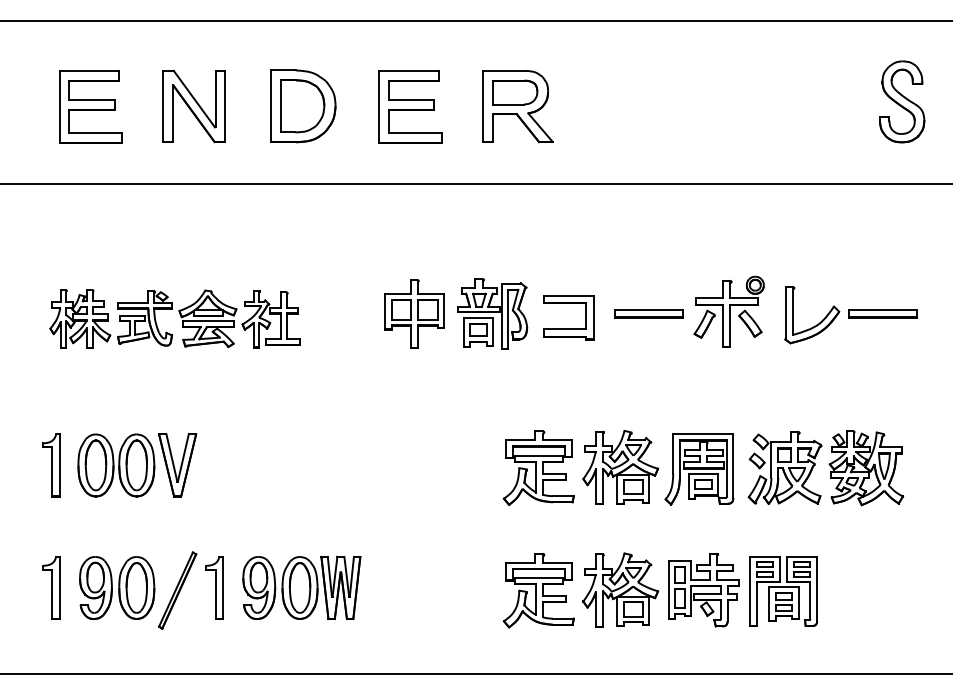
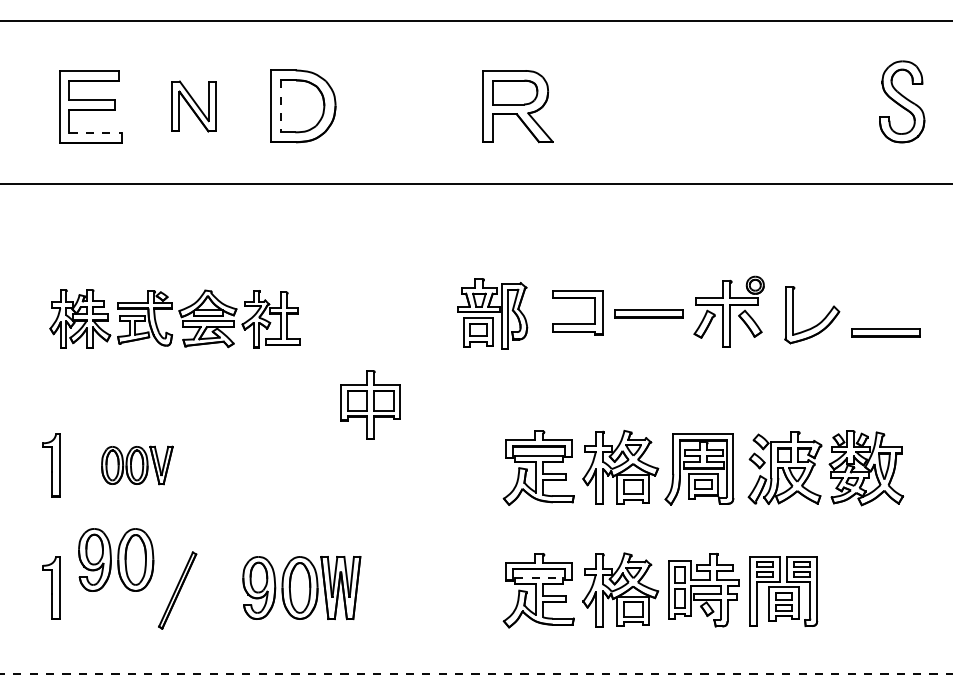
part size: 64x75 px -> 46x53 px (193, 106)
line: solid -> dashed (280, 106)
part: present -> none (410, 106)
line: solid -> dashed (96, 132)
part position: (414, 313) -> (370, 404) (370, 404)
part position: (882, 313) -> (885, 332) (885, 332)
part position: (568, 328) -> (577, 323) (577, 323)
part size: 121x65 px -> 73x41 px (137, 465)
line: solid -> dashed (539, 578)
part position: (117, 587) -> (116, 559) (116, 559)
part: present -> none (214, 587)
line: solid -> dashed (476, 674)
